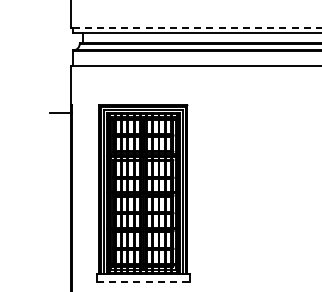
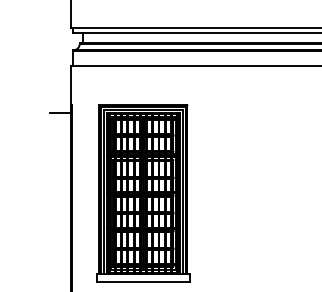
line: dashed -> solid (197, 27)
line: dashed -> solid (143, 281)
